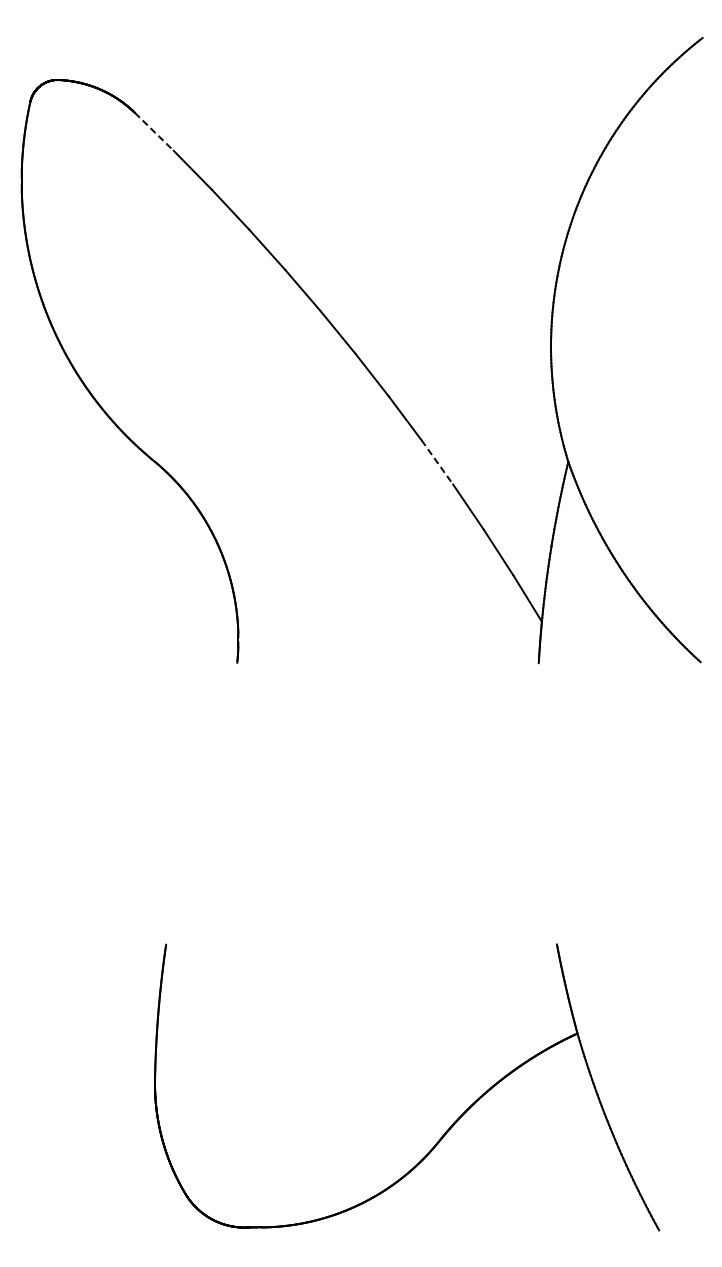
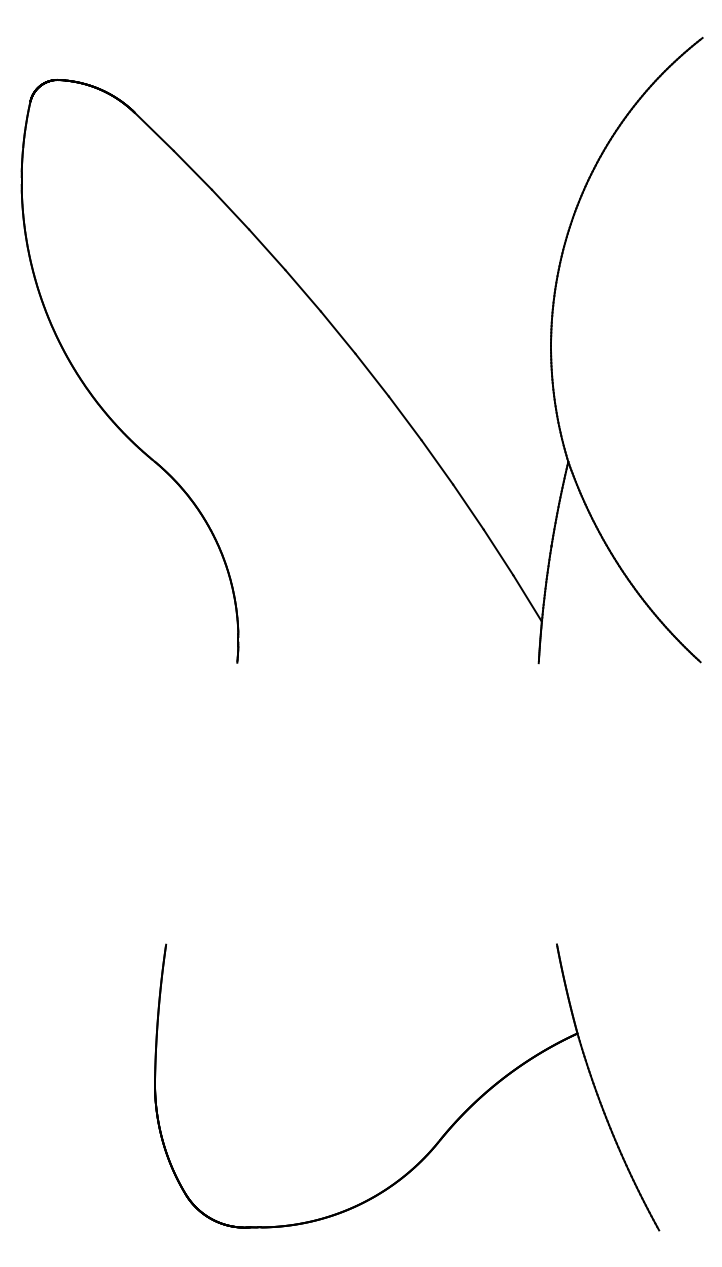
line: dashed -> solid (154, 132)
line: dashed -> solid (437, 462)
